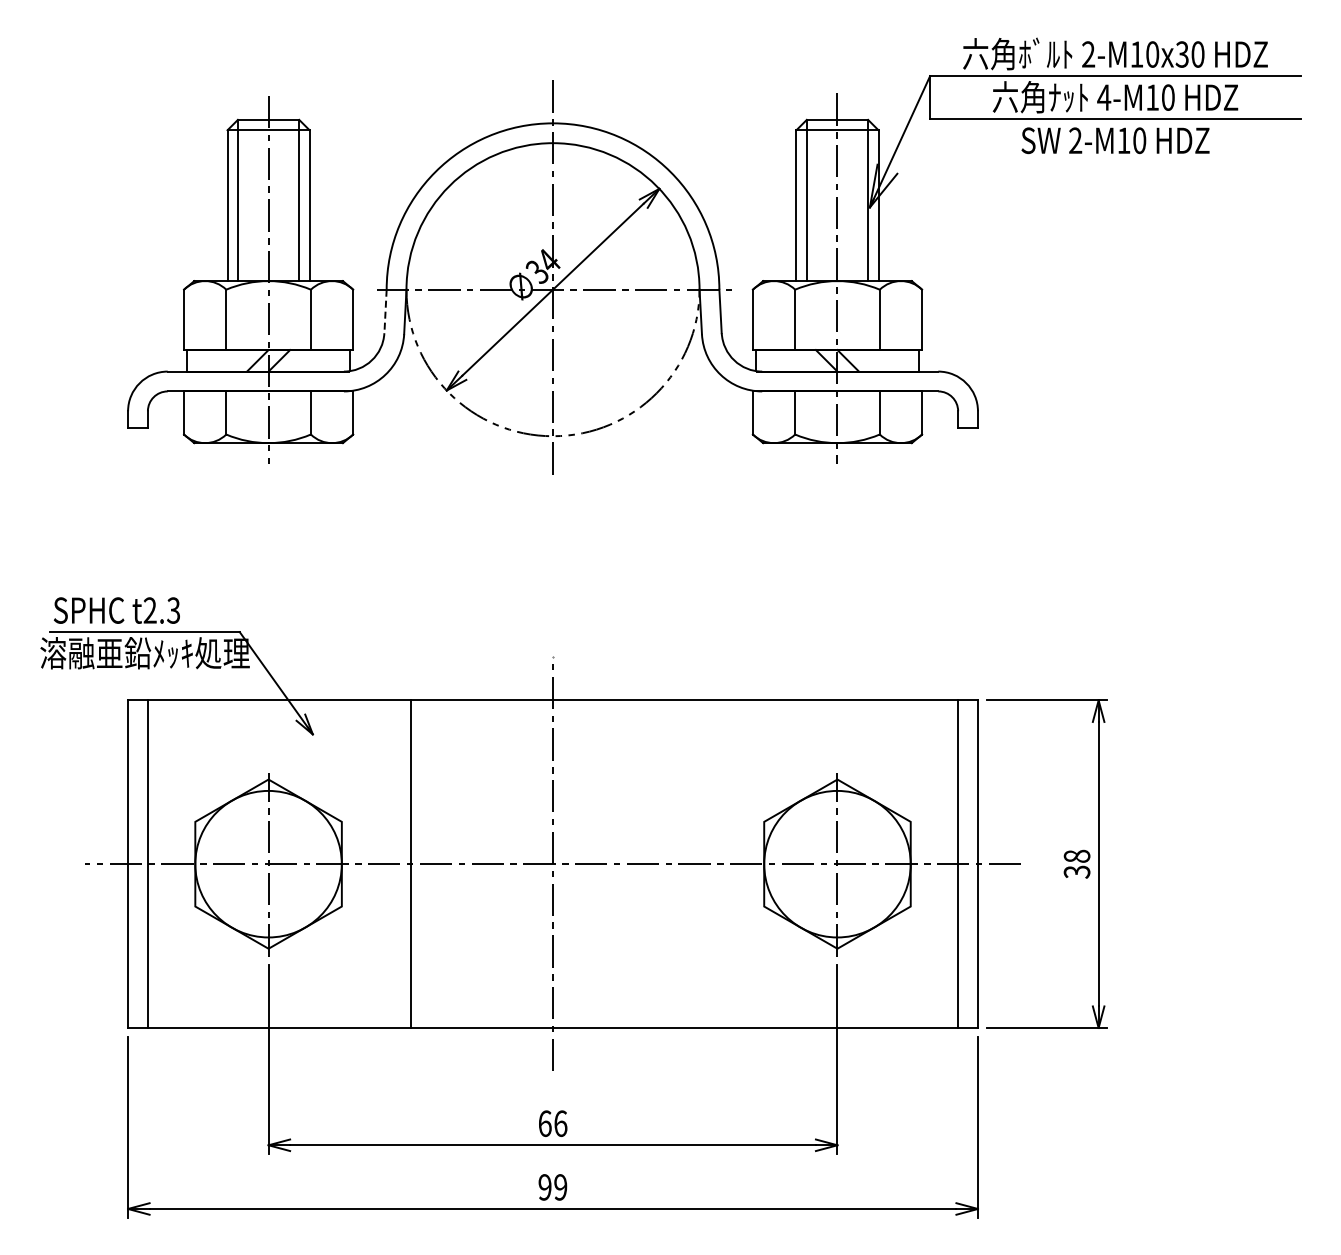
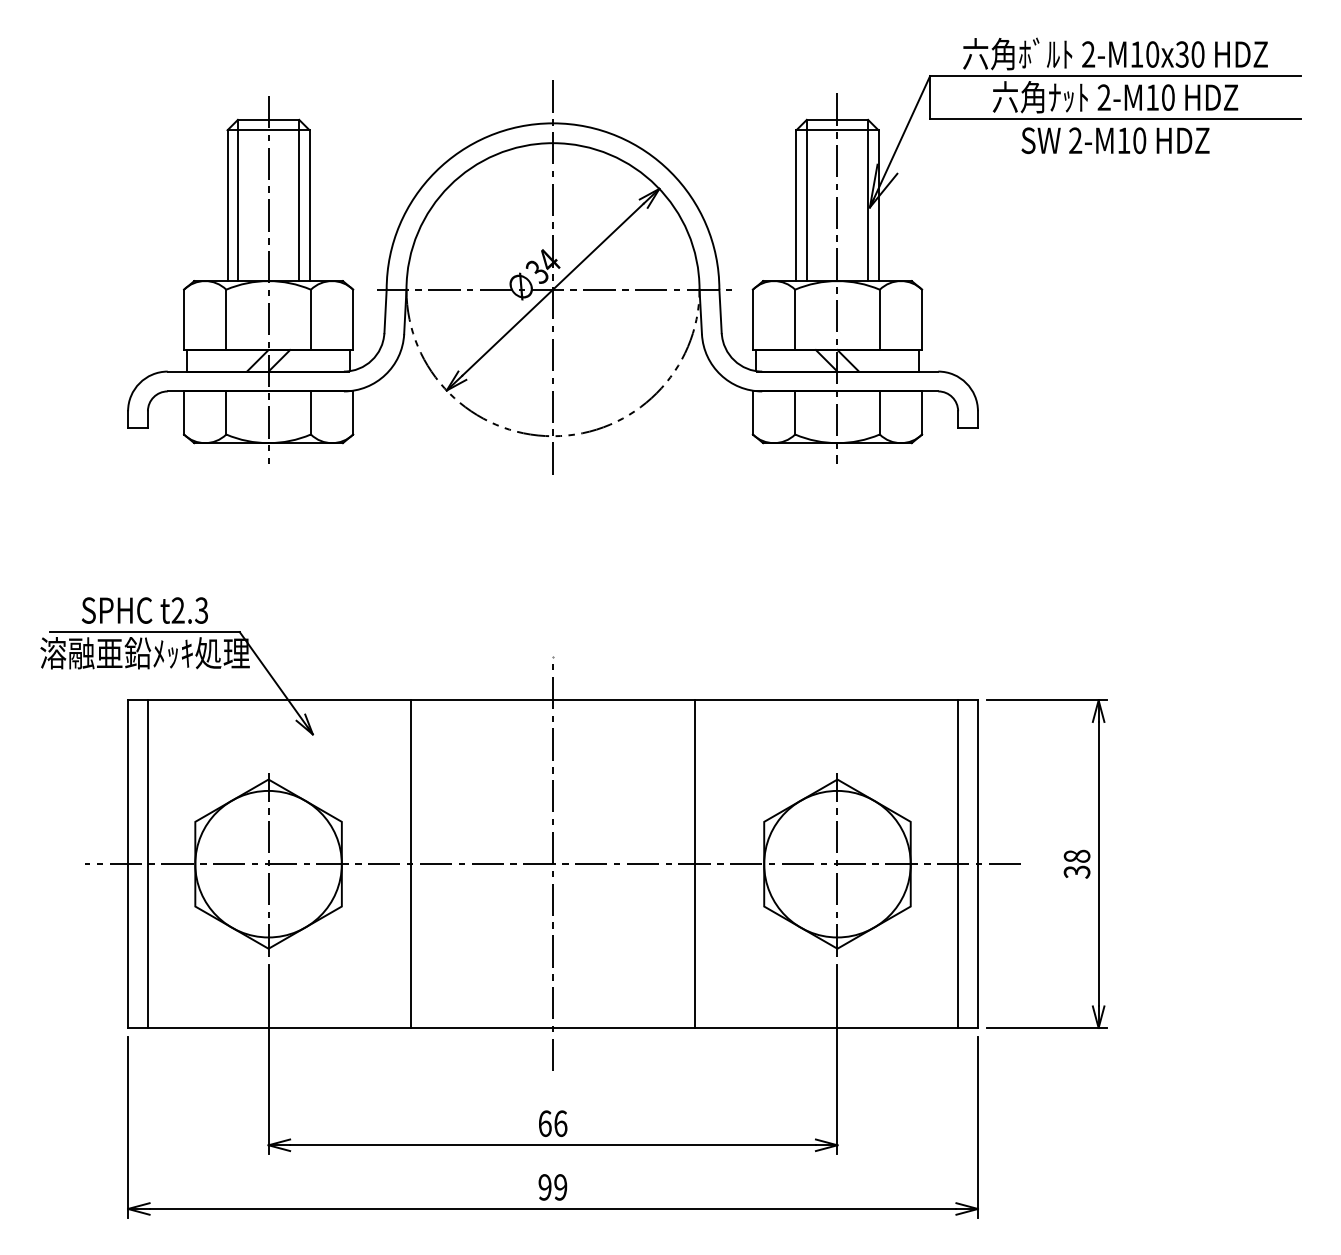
text: 4-M10 -> 2-M10 (1104, 97)
line: dashed -> solid (385, 311)
text position: (116, 610) -> (144, 610) (144, 610)
line: none -> present (695, 863)
